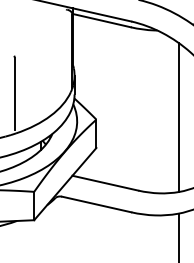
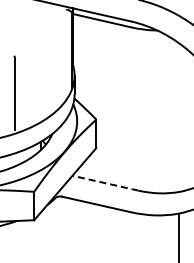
line: present -> none (178, 117)
line: solid -> dashed (105, 183)
